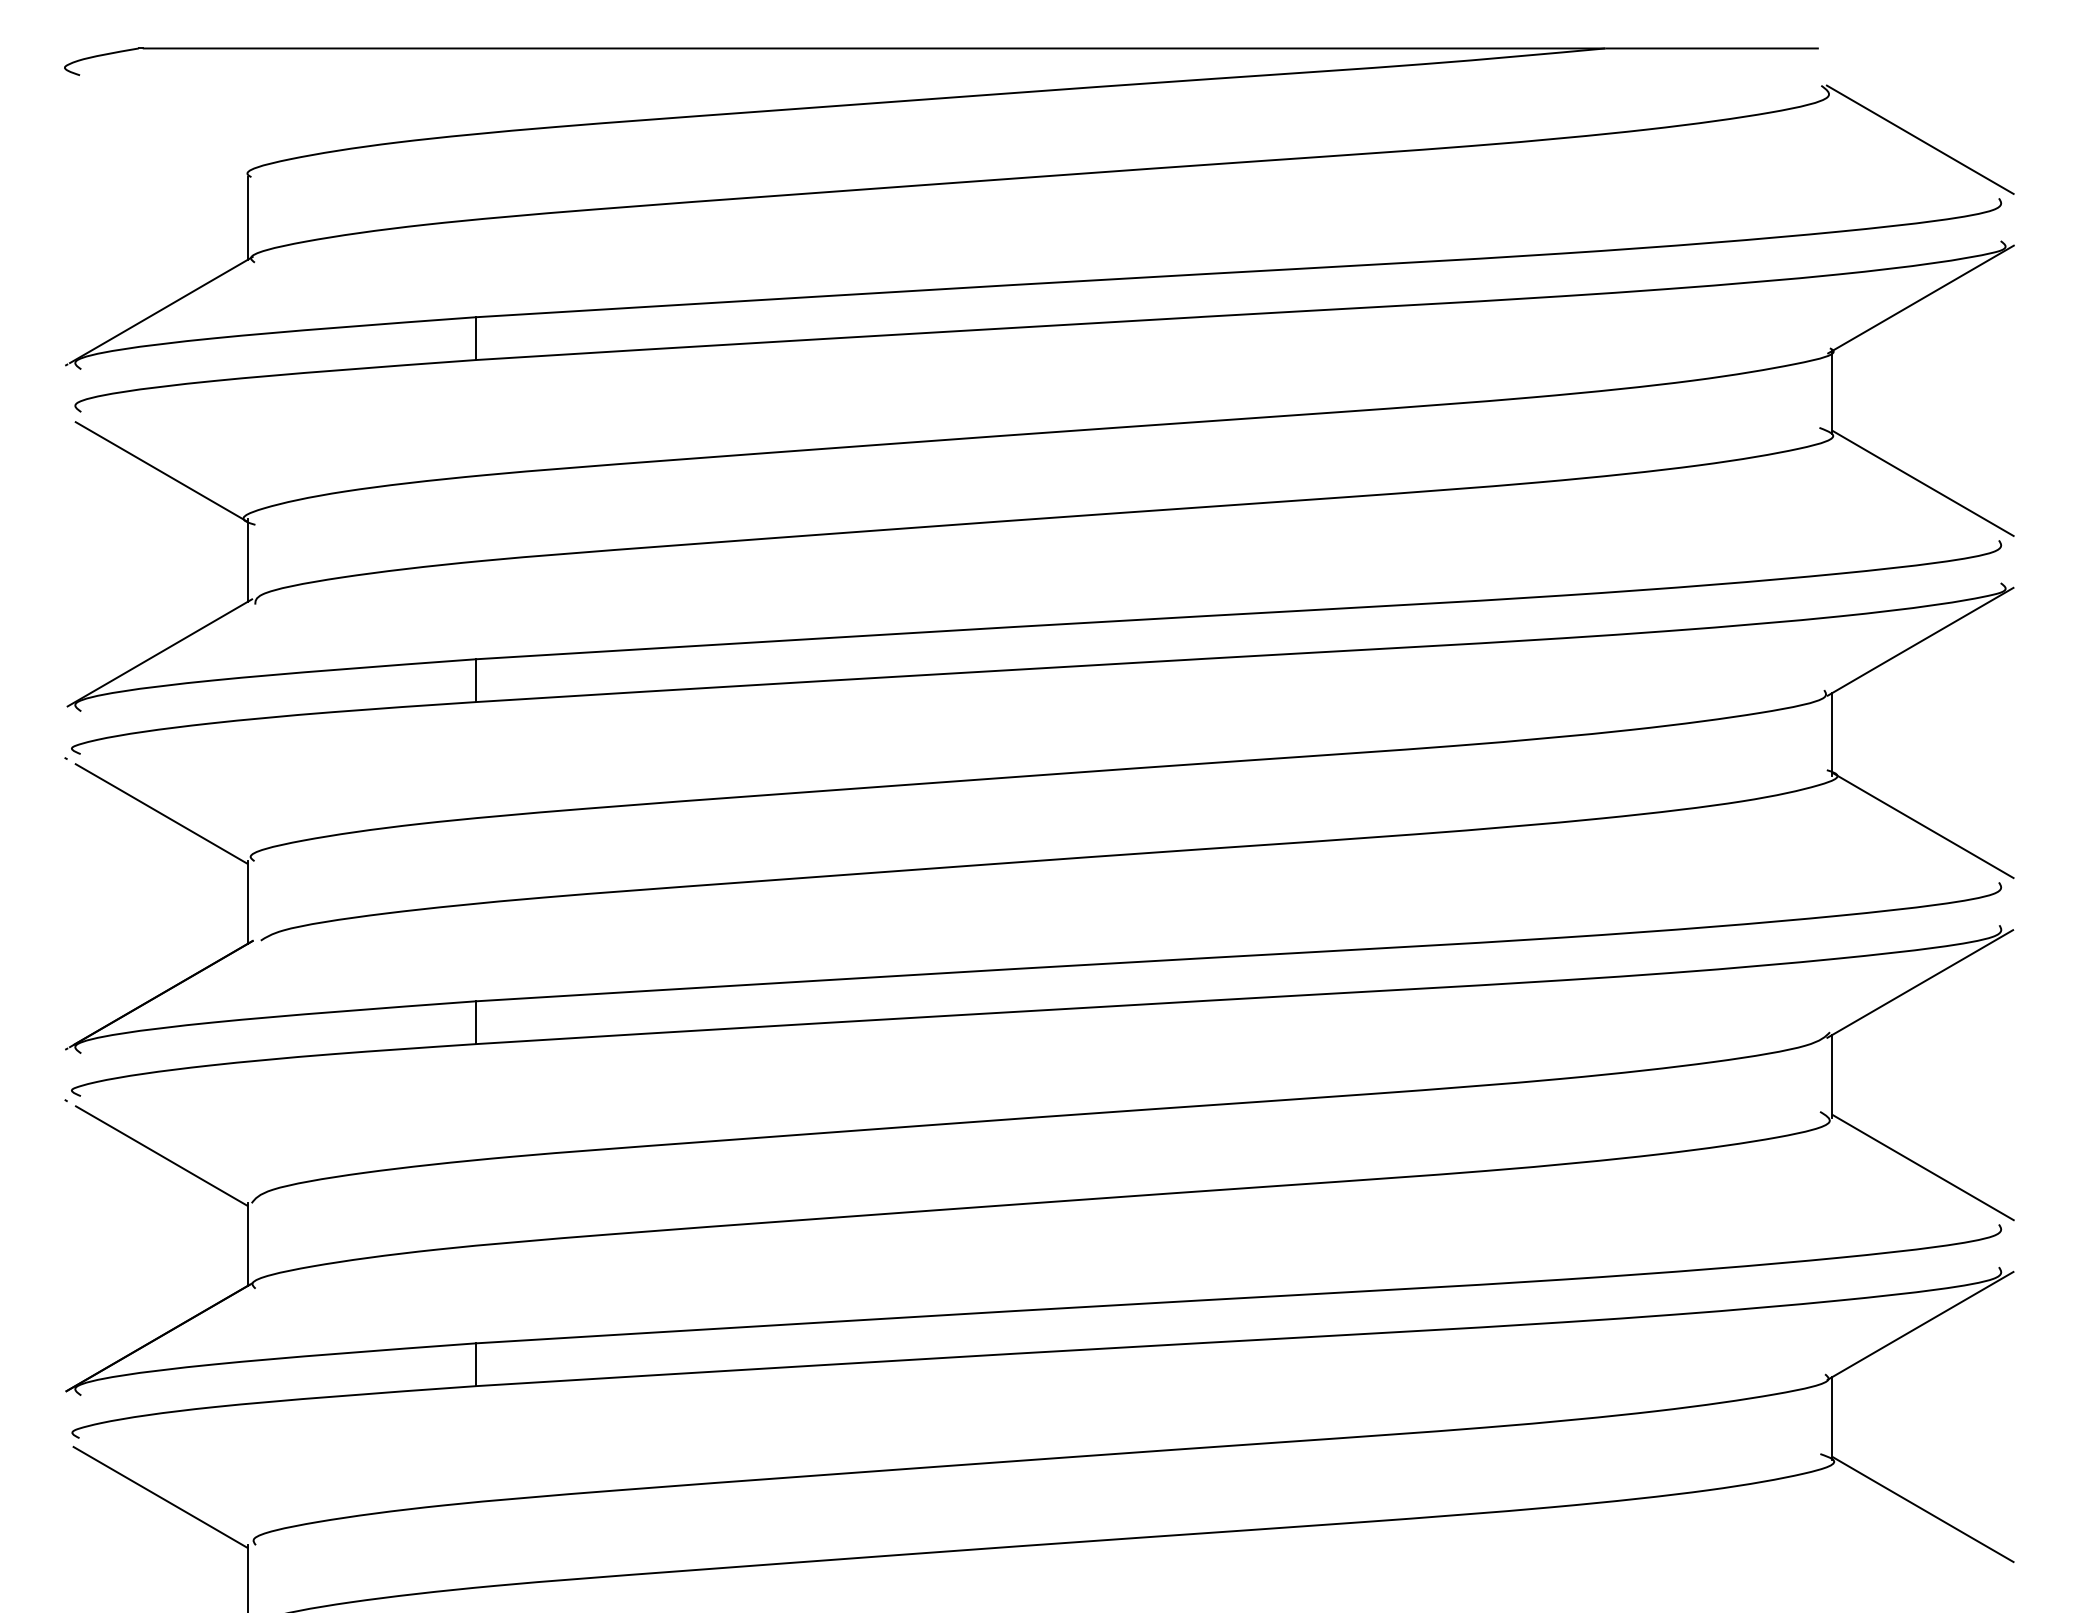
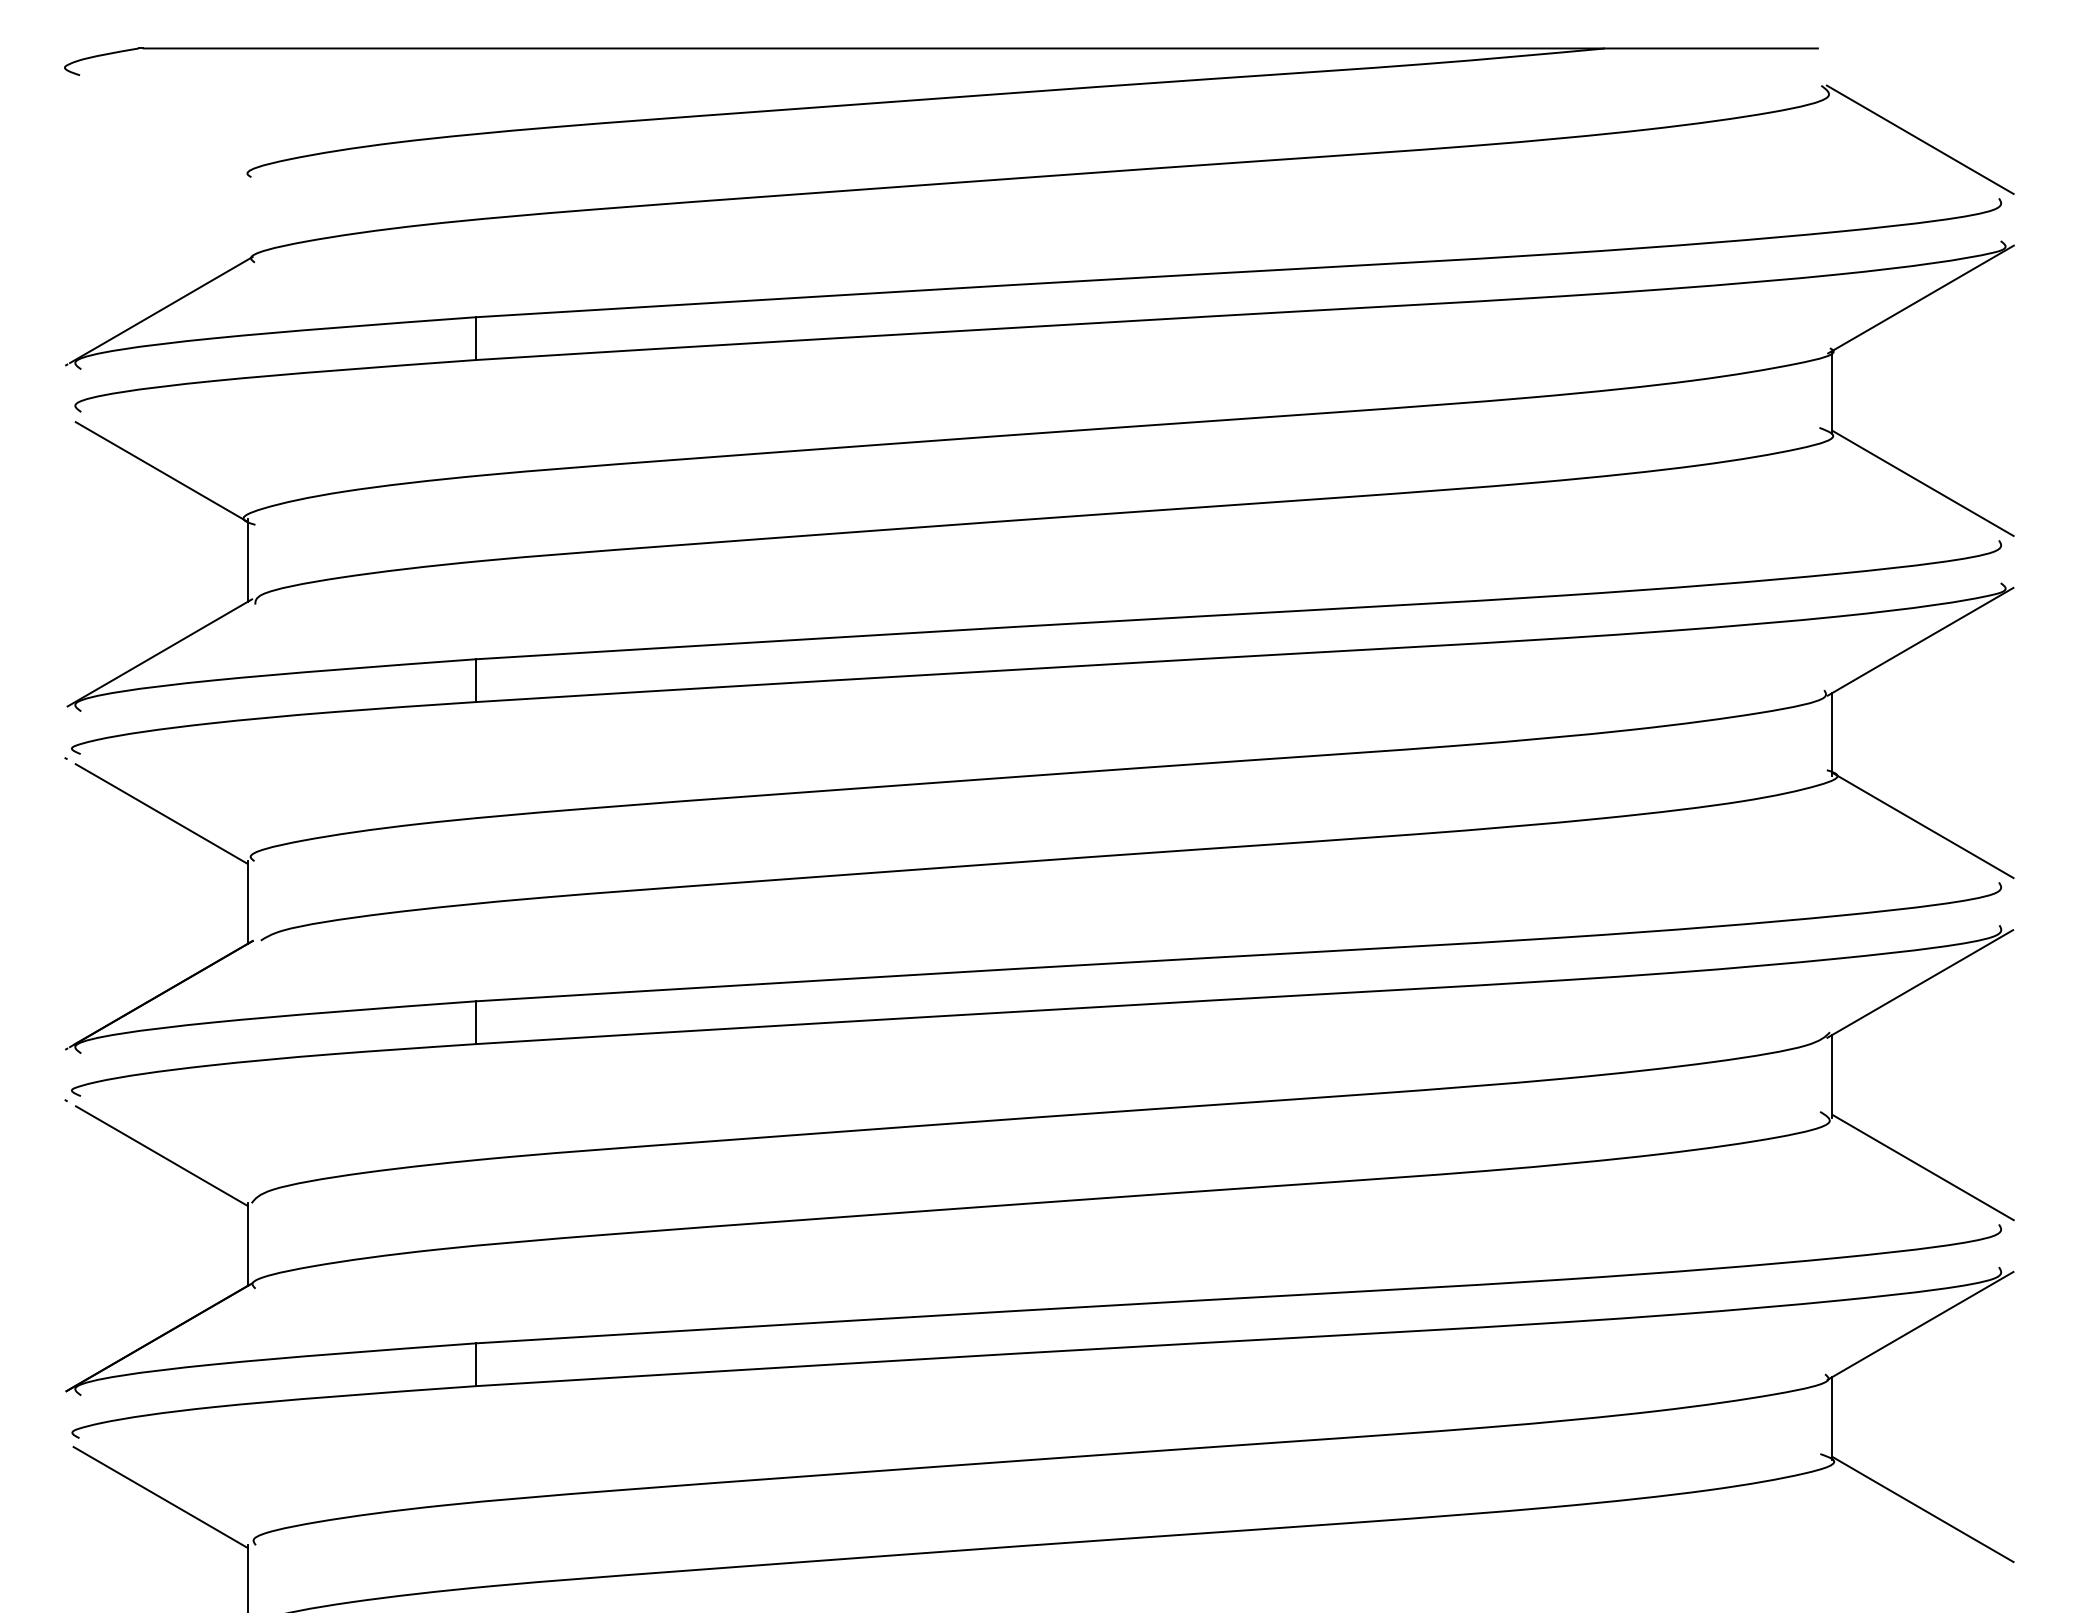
line: present -> none (248, 218)
